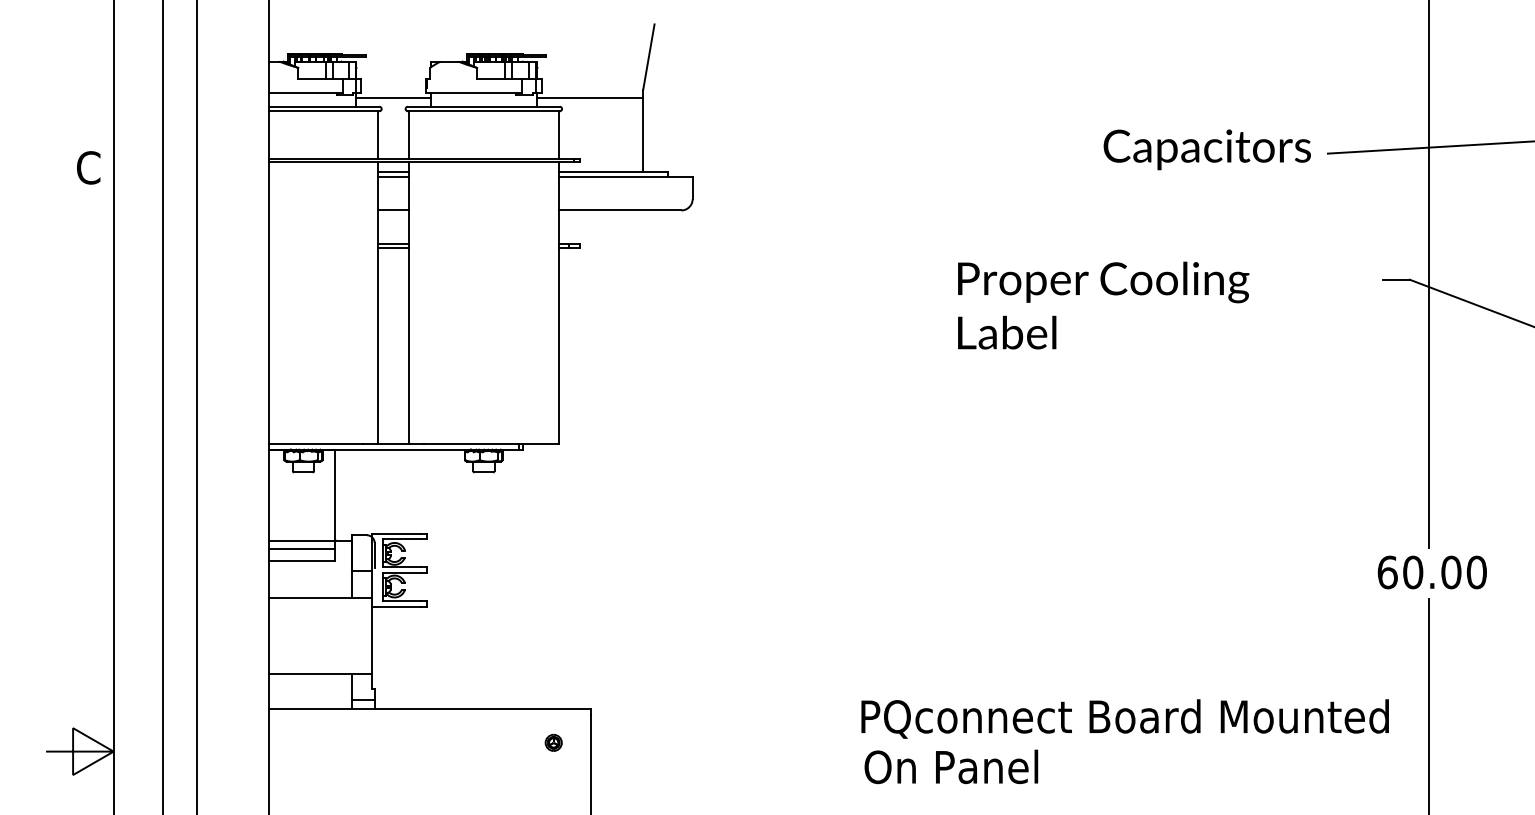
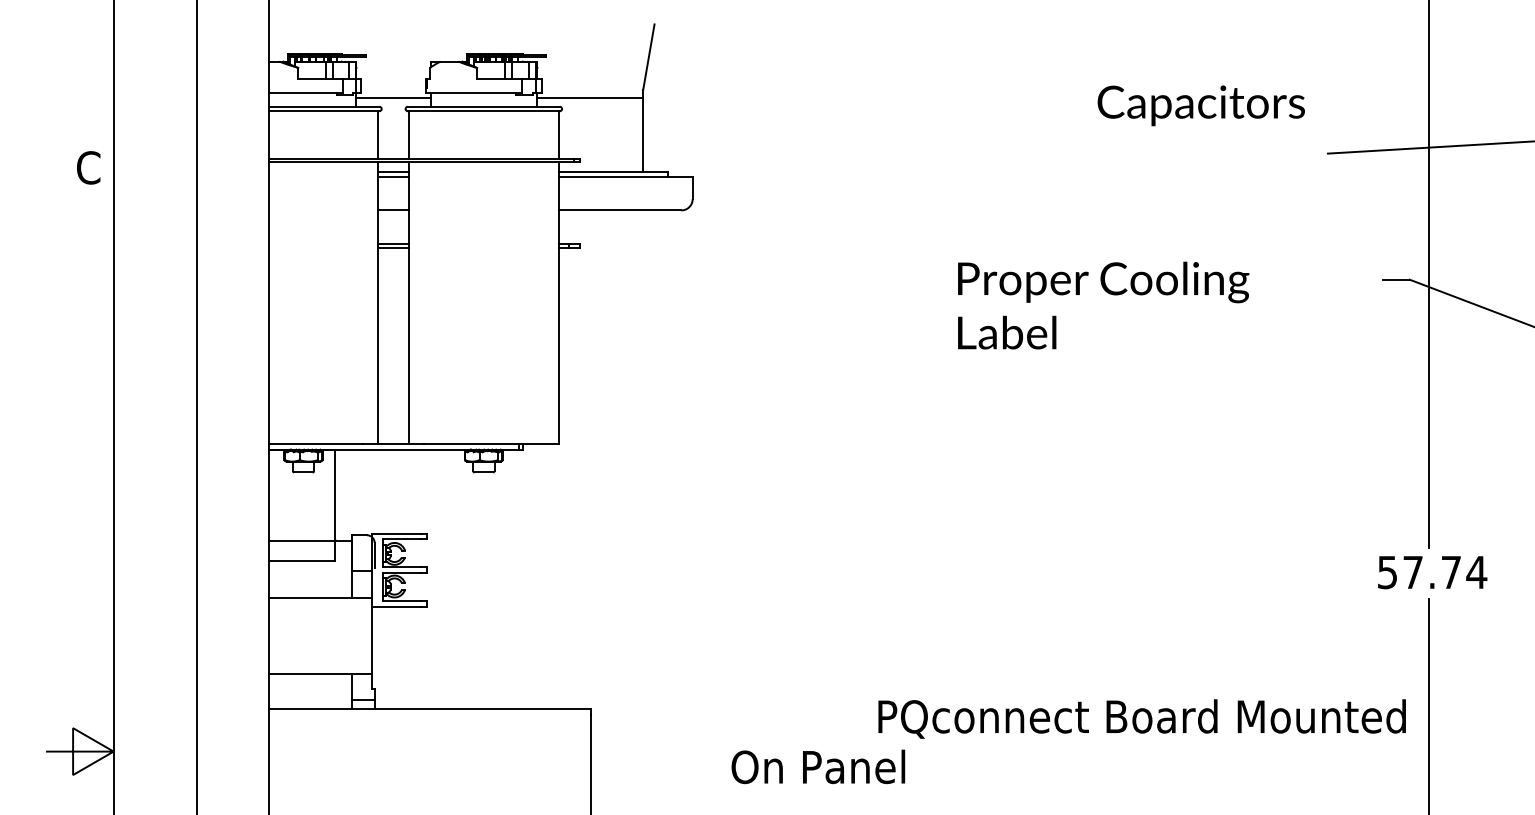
text position: (1206, 149) -> (1200, 105) (1200, 105)
line: present -> none (162, 406)
line: present -> none (301, 548)
text: 60.00 -> 57.74 (1432, 572)
text position: (1124, 718) -> (1141, 718) (1141, 718)
part: present -> none (553, 742)
text position: (951, 766) -> (818, 766) (818, 766)
